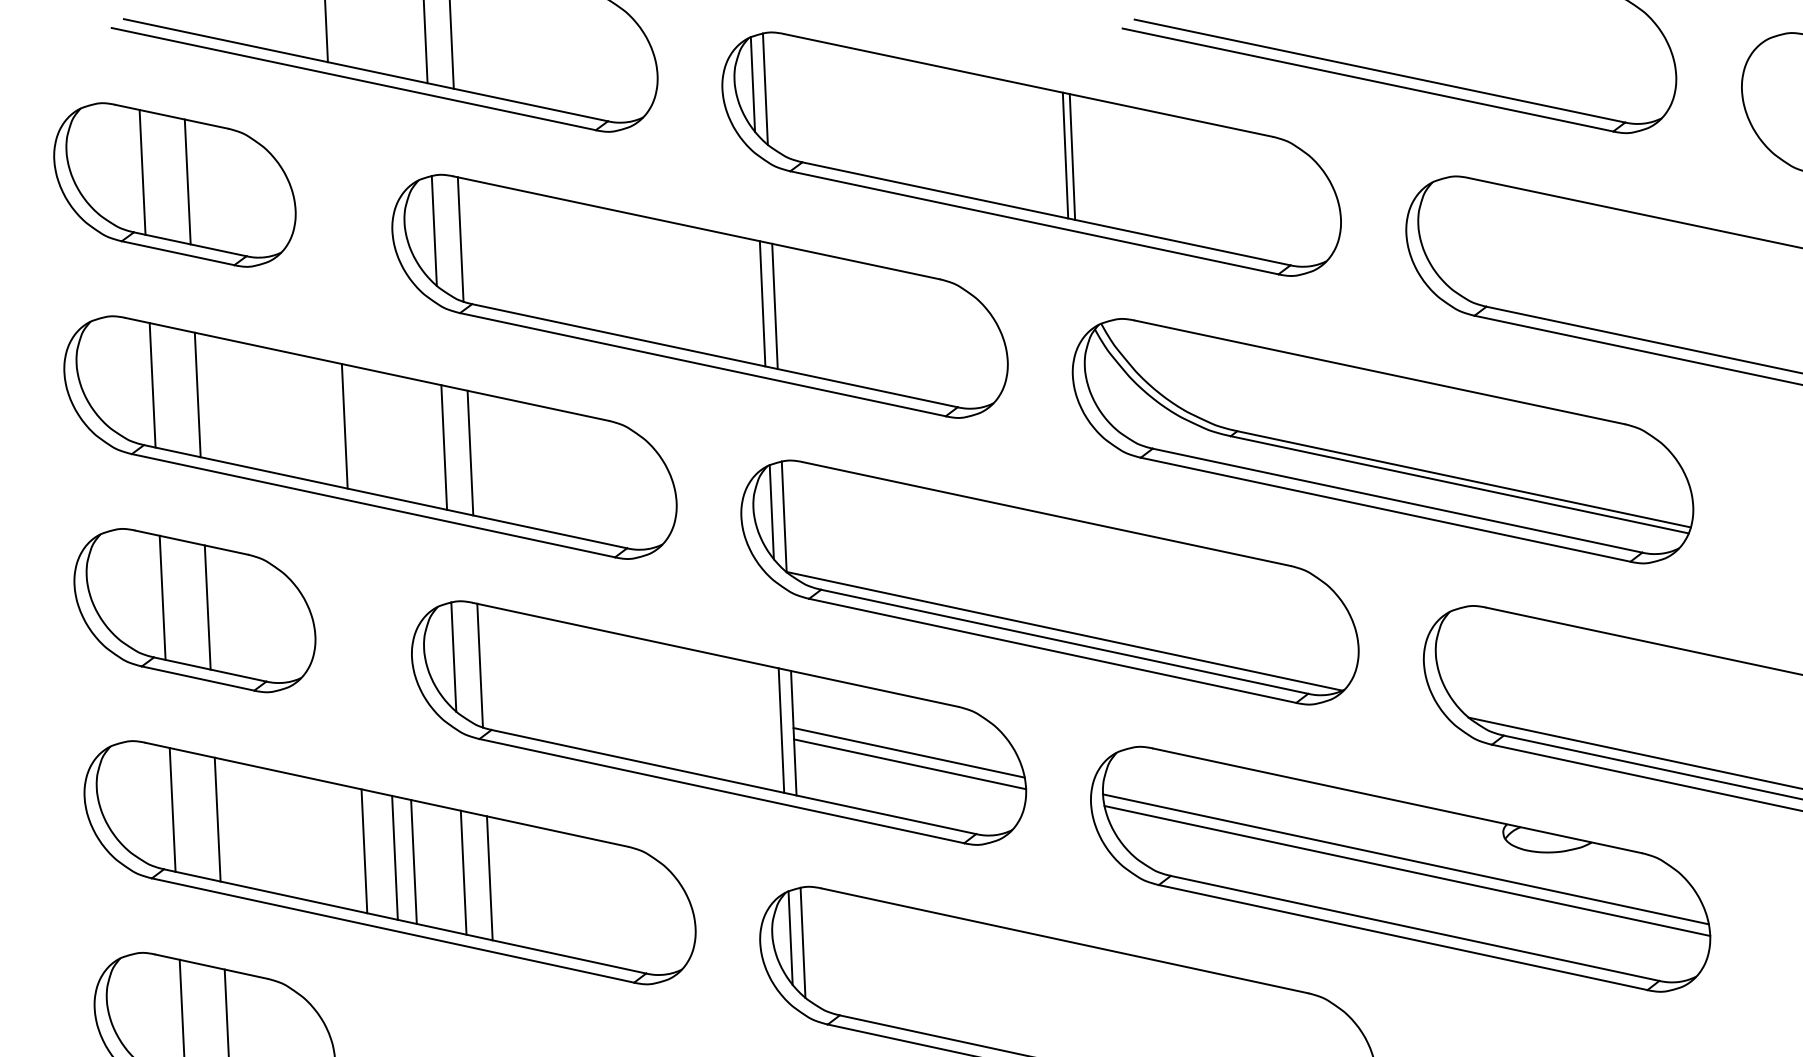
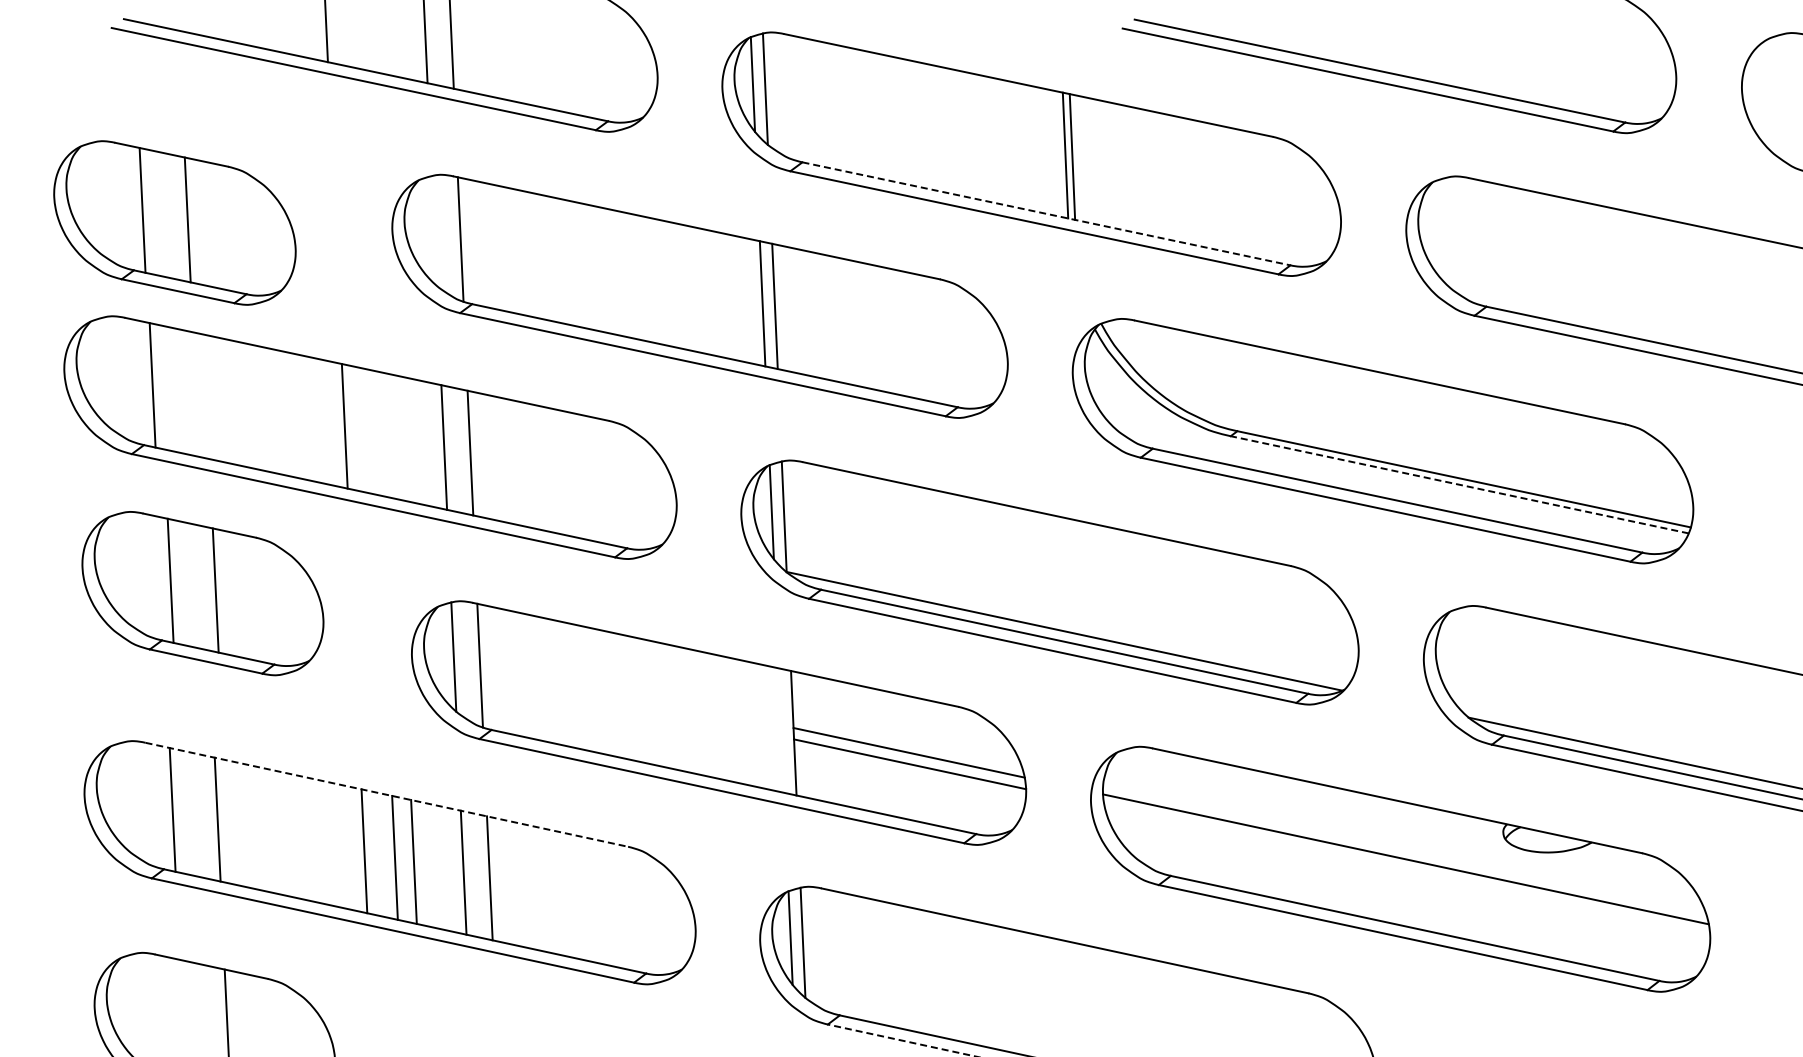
part position: (174, 184) -> (174, 222) (174, 222)
line: solid -> dashed (1046, 213)
line: present -> none (433, 230)
line: present -> none (197, 394)
line: solid -> dashed (1459, 484)
part position: (194, 610) -> (202, 593) (202, 593)
line: present -> none (781, 730)
line: solid -> dashed (386, 794)
line: present -> none (1407, 870)
line: present -> none (181, 1006)
line: solid -> dashed (902, 1040)
